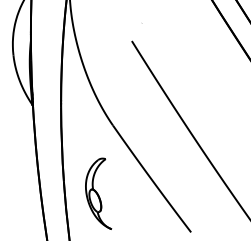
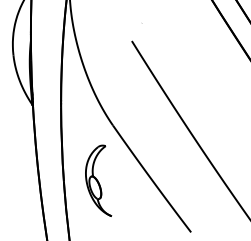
part position: (98, 193) -> (98, 180) (98, 180)
